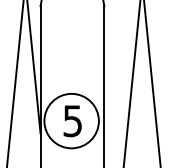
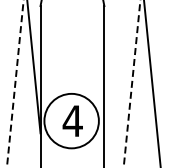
line: solid -> dashed (15, 83)
line: solid -> dashed (132, 83)
text: 5 -> 4 (72, 121)
